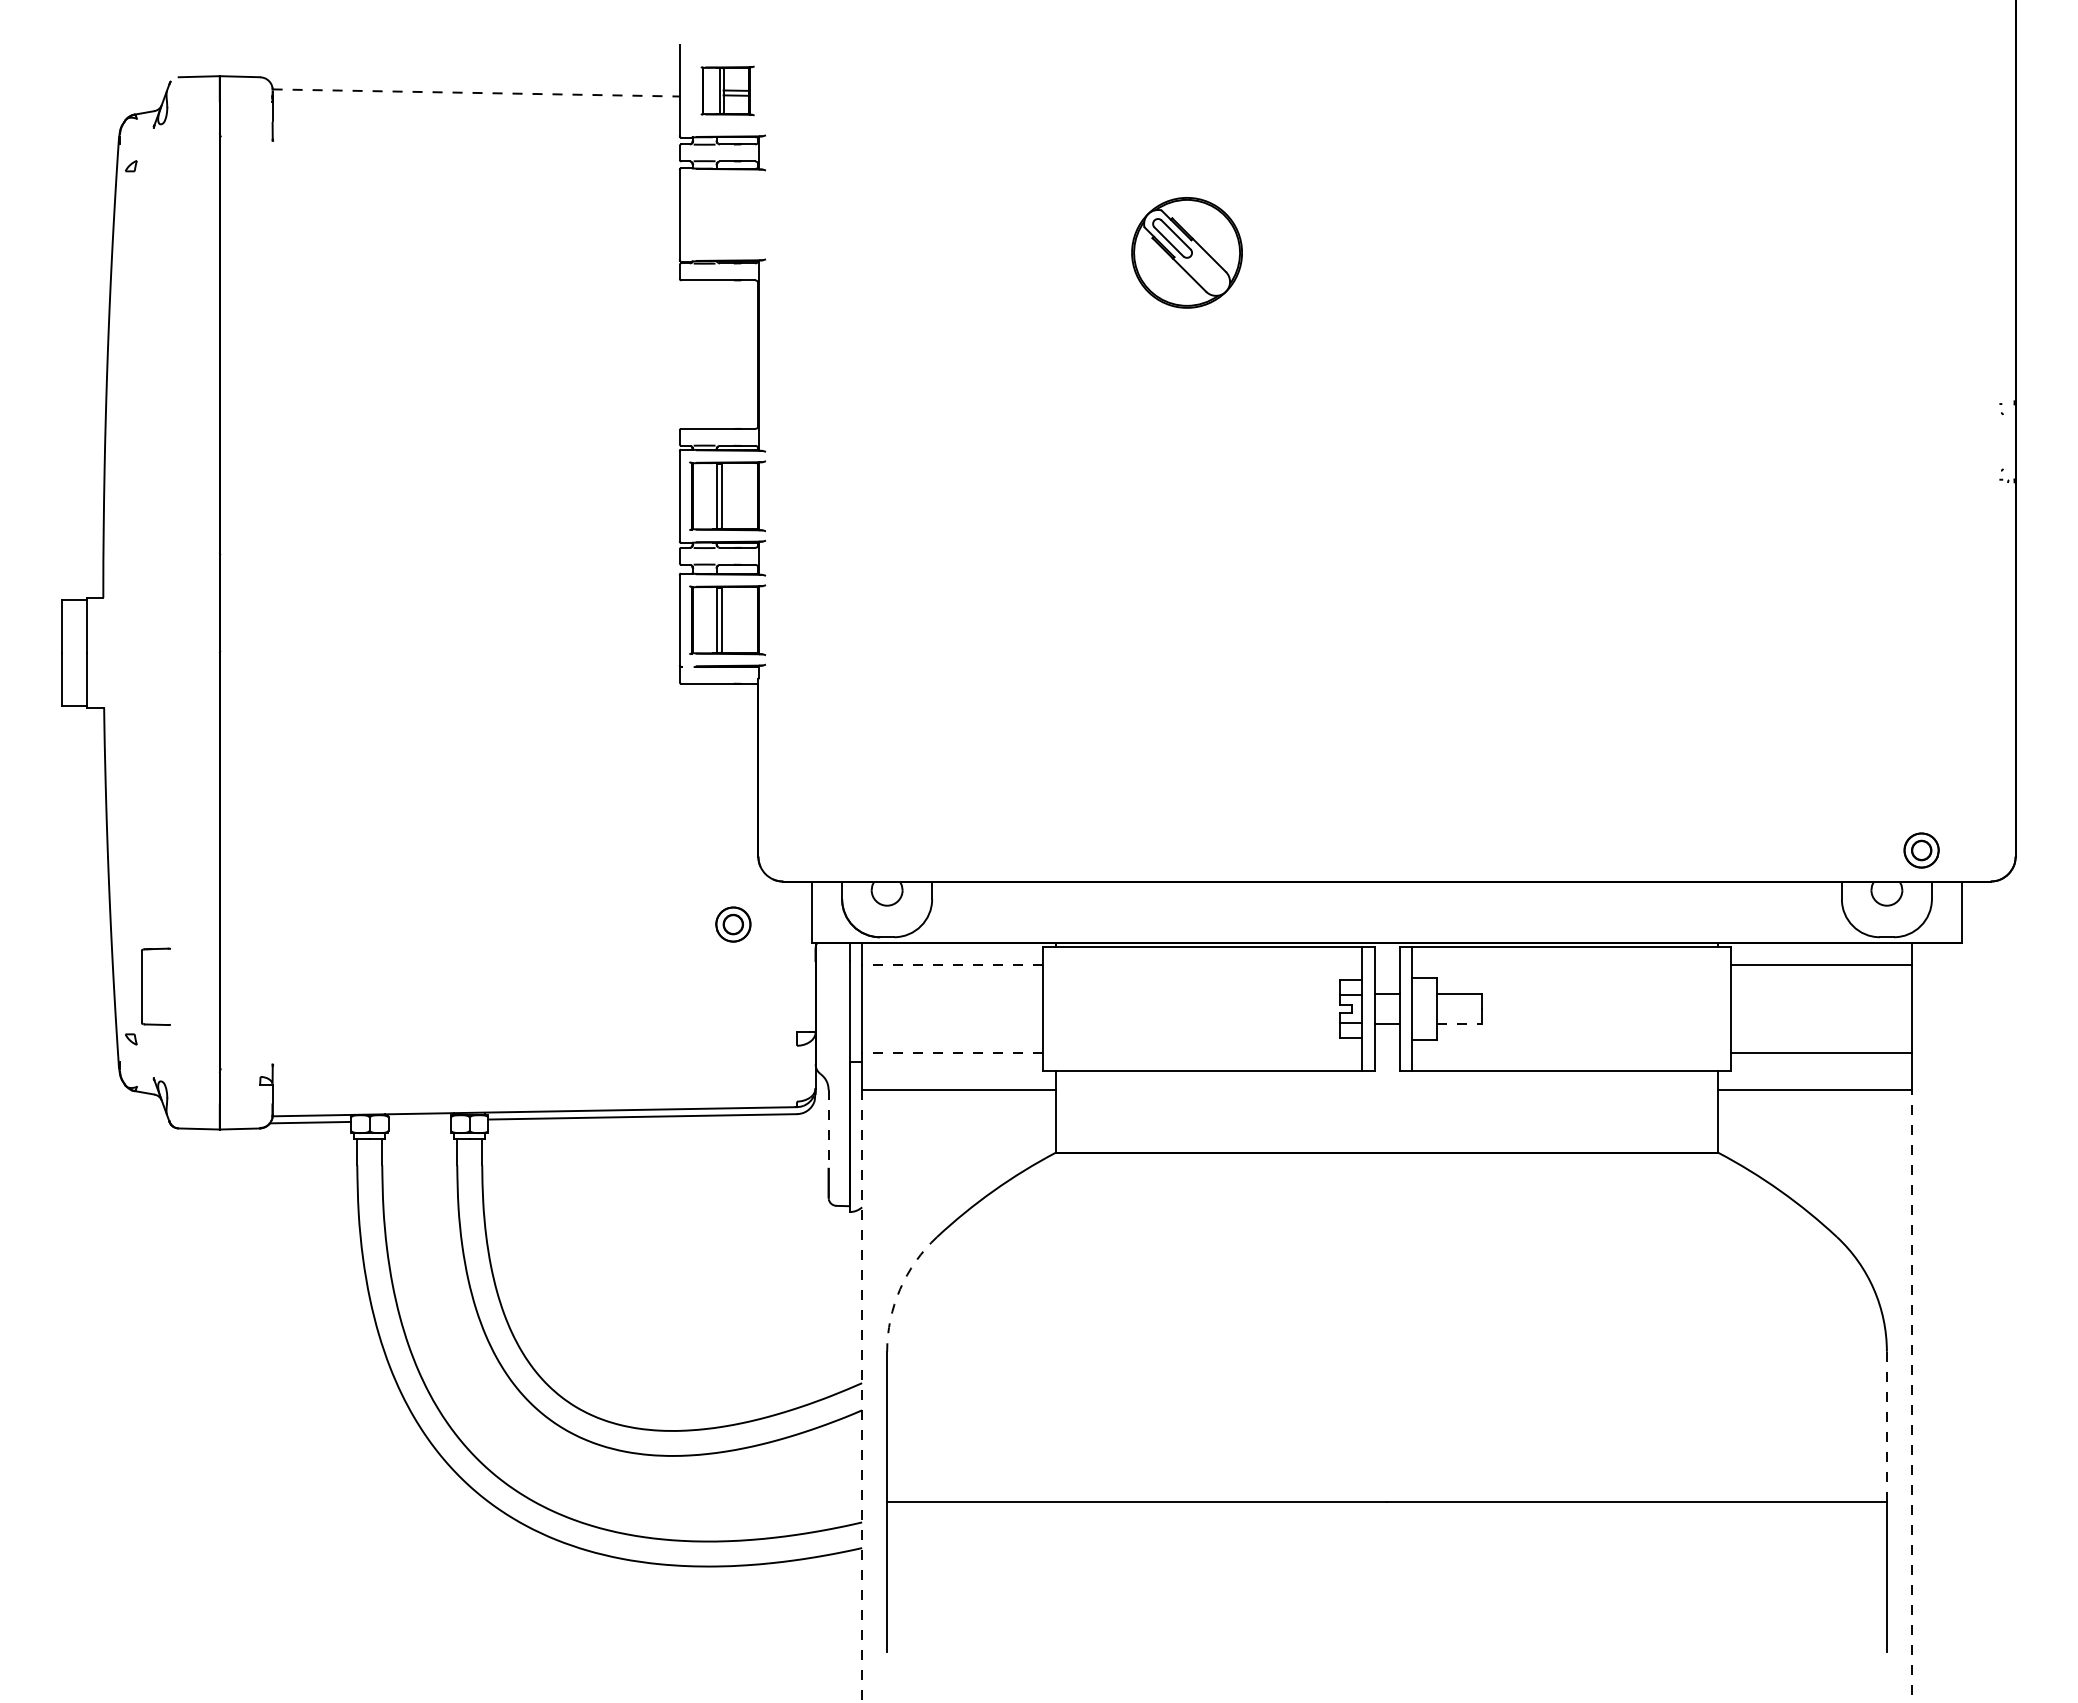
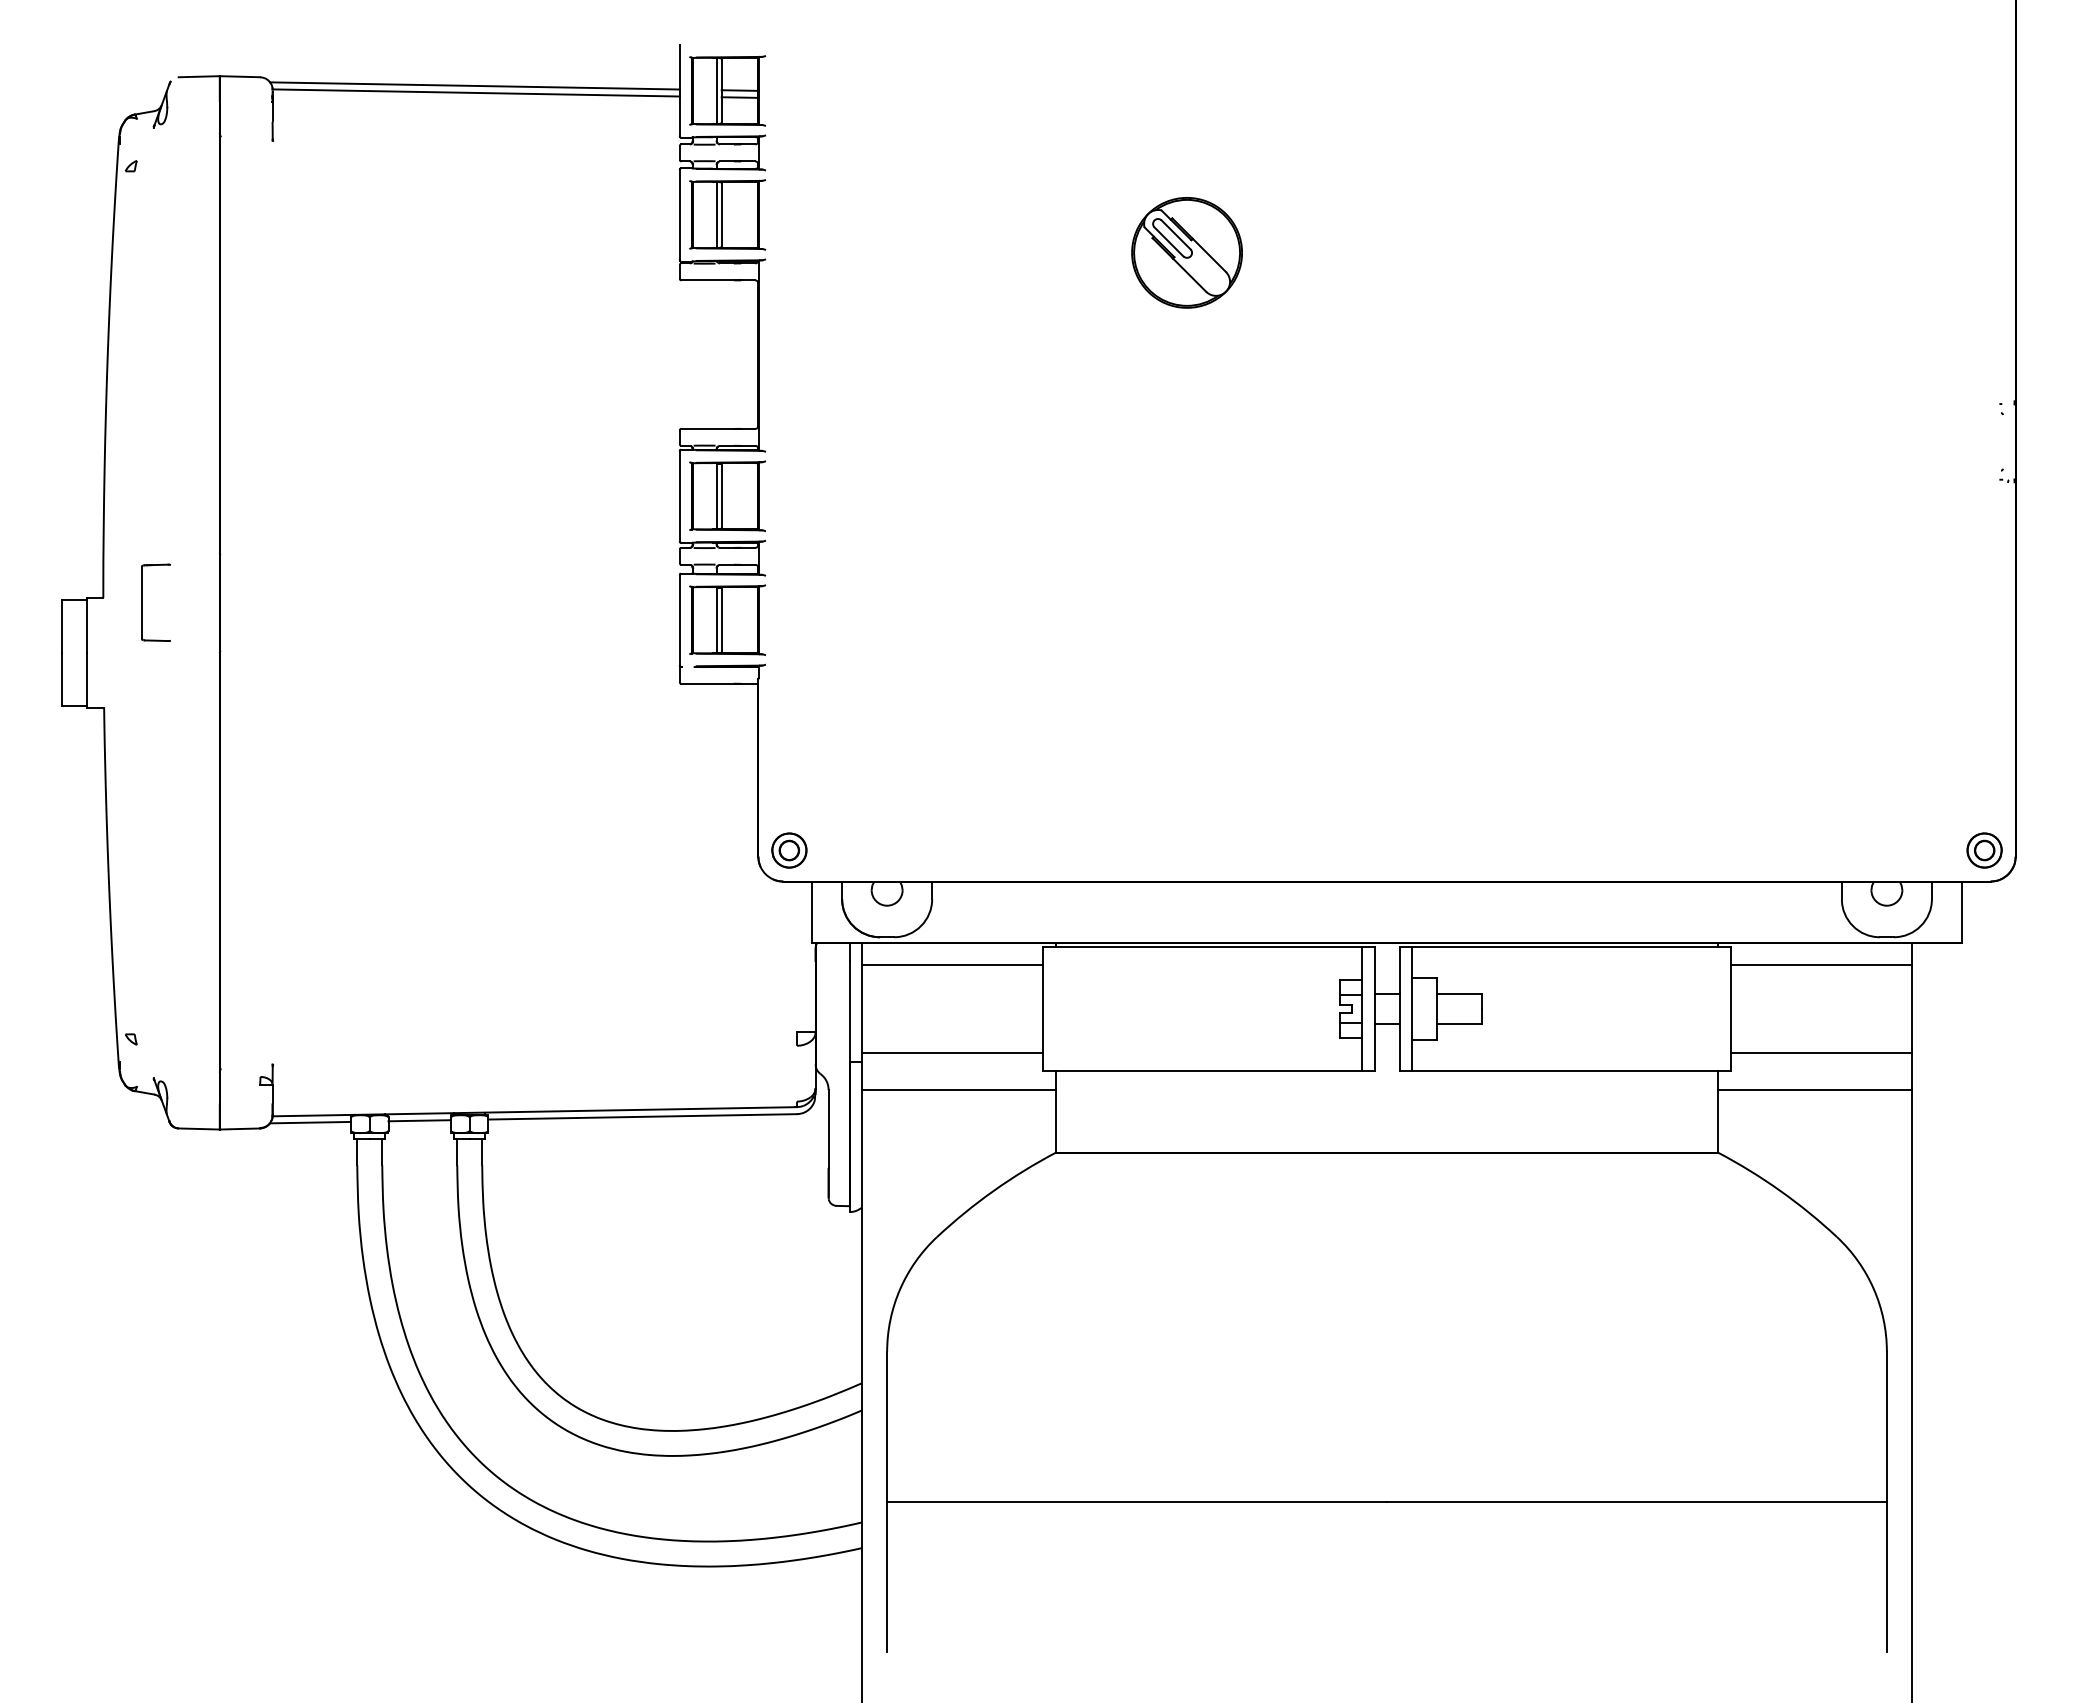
line: none -> present (474, 85)
part size: 55x52 px -> 78x72 px (727, 90)
line: dashed -> solid (476, 92)
part: none -> present (727, 214)
part position: (1921, 850) -> (1984, 850) (1984, 850)
part position: (733, 924) -> (789, 850) (789, 850)
line: dashed -> solid (952, 965)
part position: (142, 986) -> (142, 602) (142, 602)
line: dashed -> solid (1460, 1024)
line: dashed -> solid (952, 1052)
line: none -> present (419, 1120)
line: dashed -> solid (828, 1128)
arc: dashed -> solid (900, 1289)
line: dashed -> solid (862, 1396)
line: dashed -> solid (1911, 1396)
line: dashed -> solid (1886, 1426)
